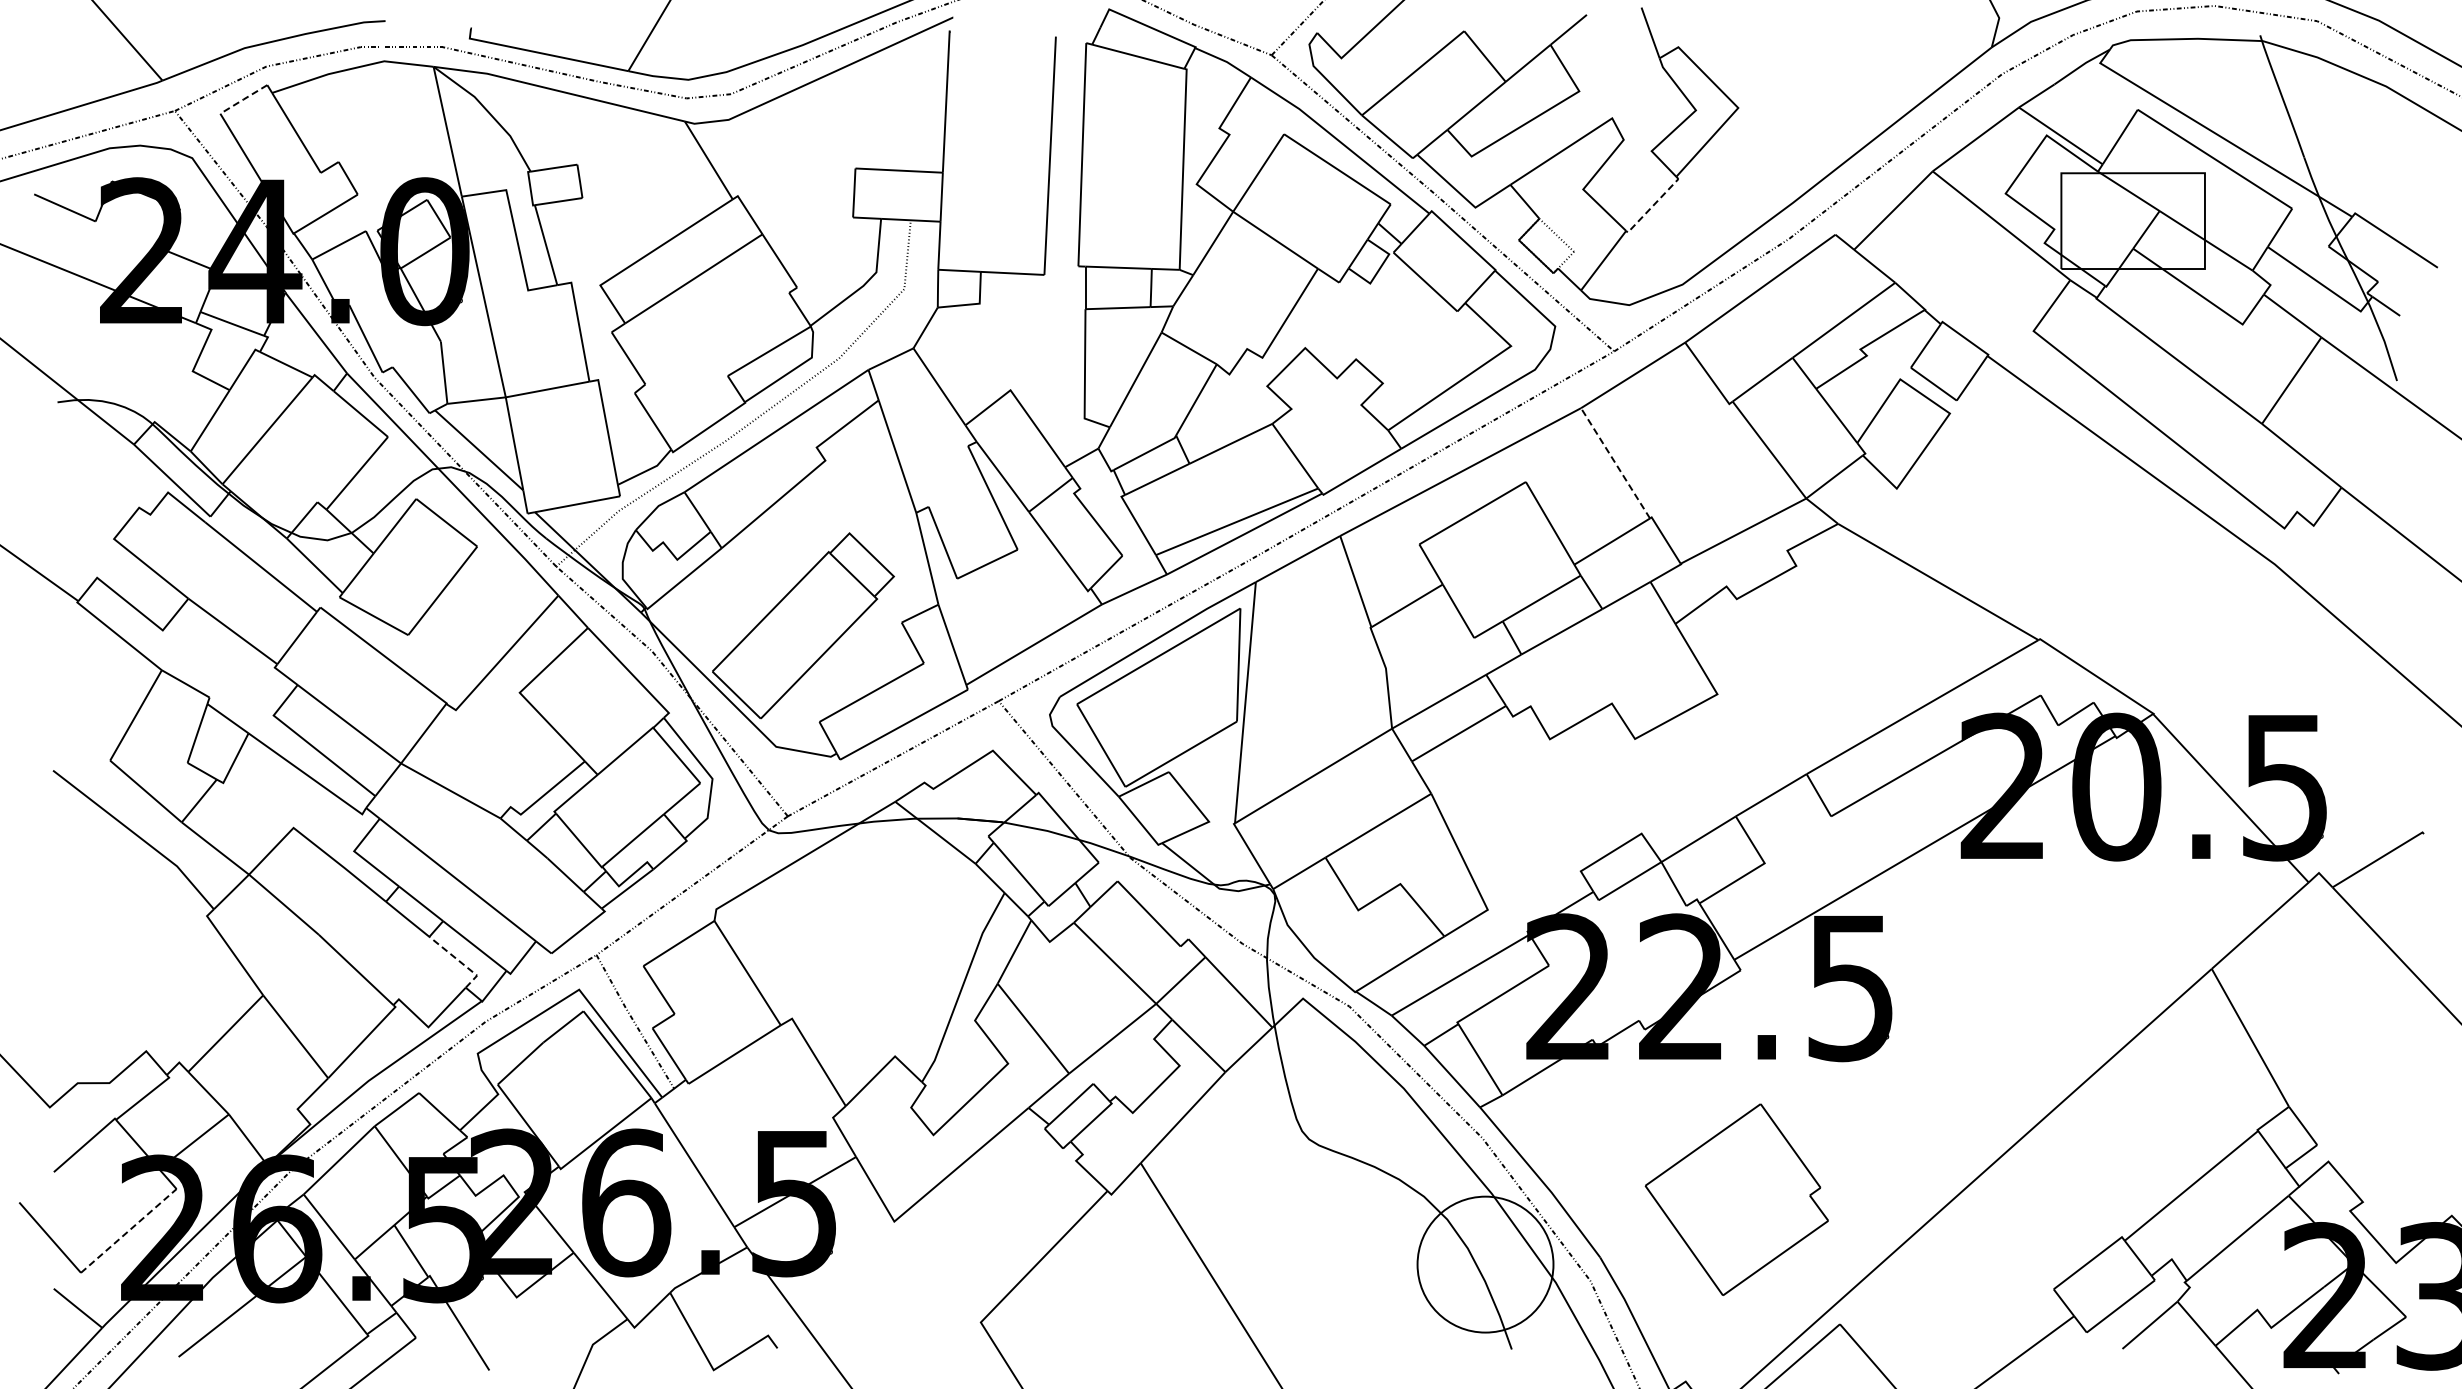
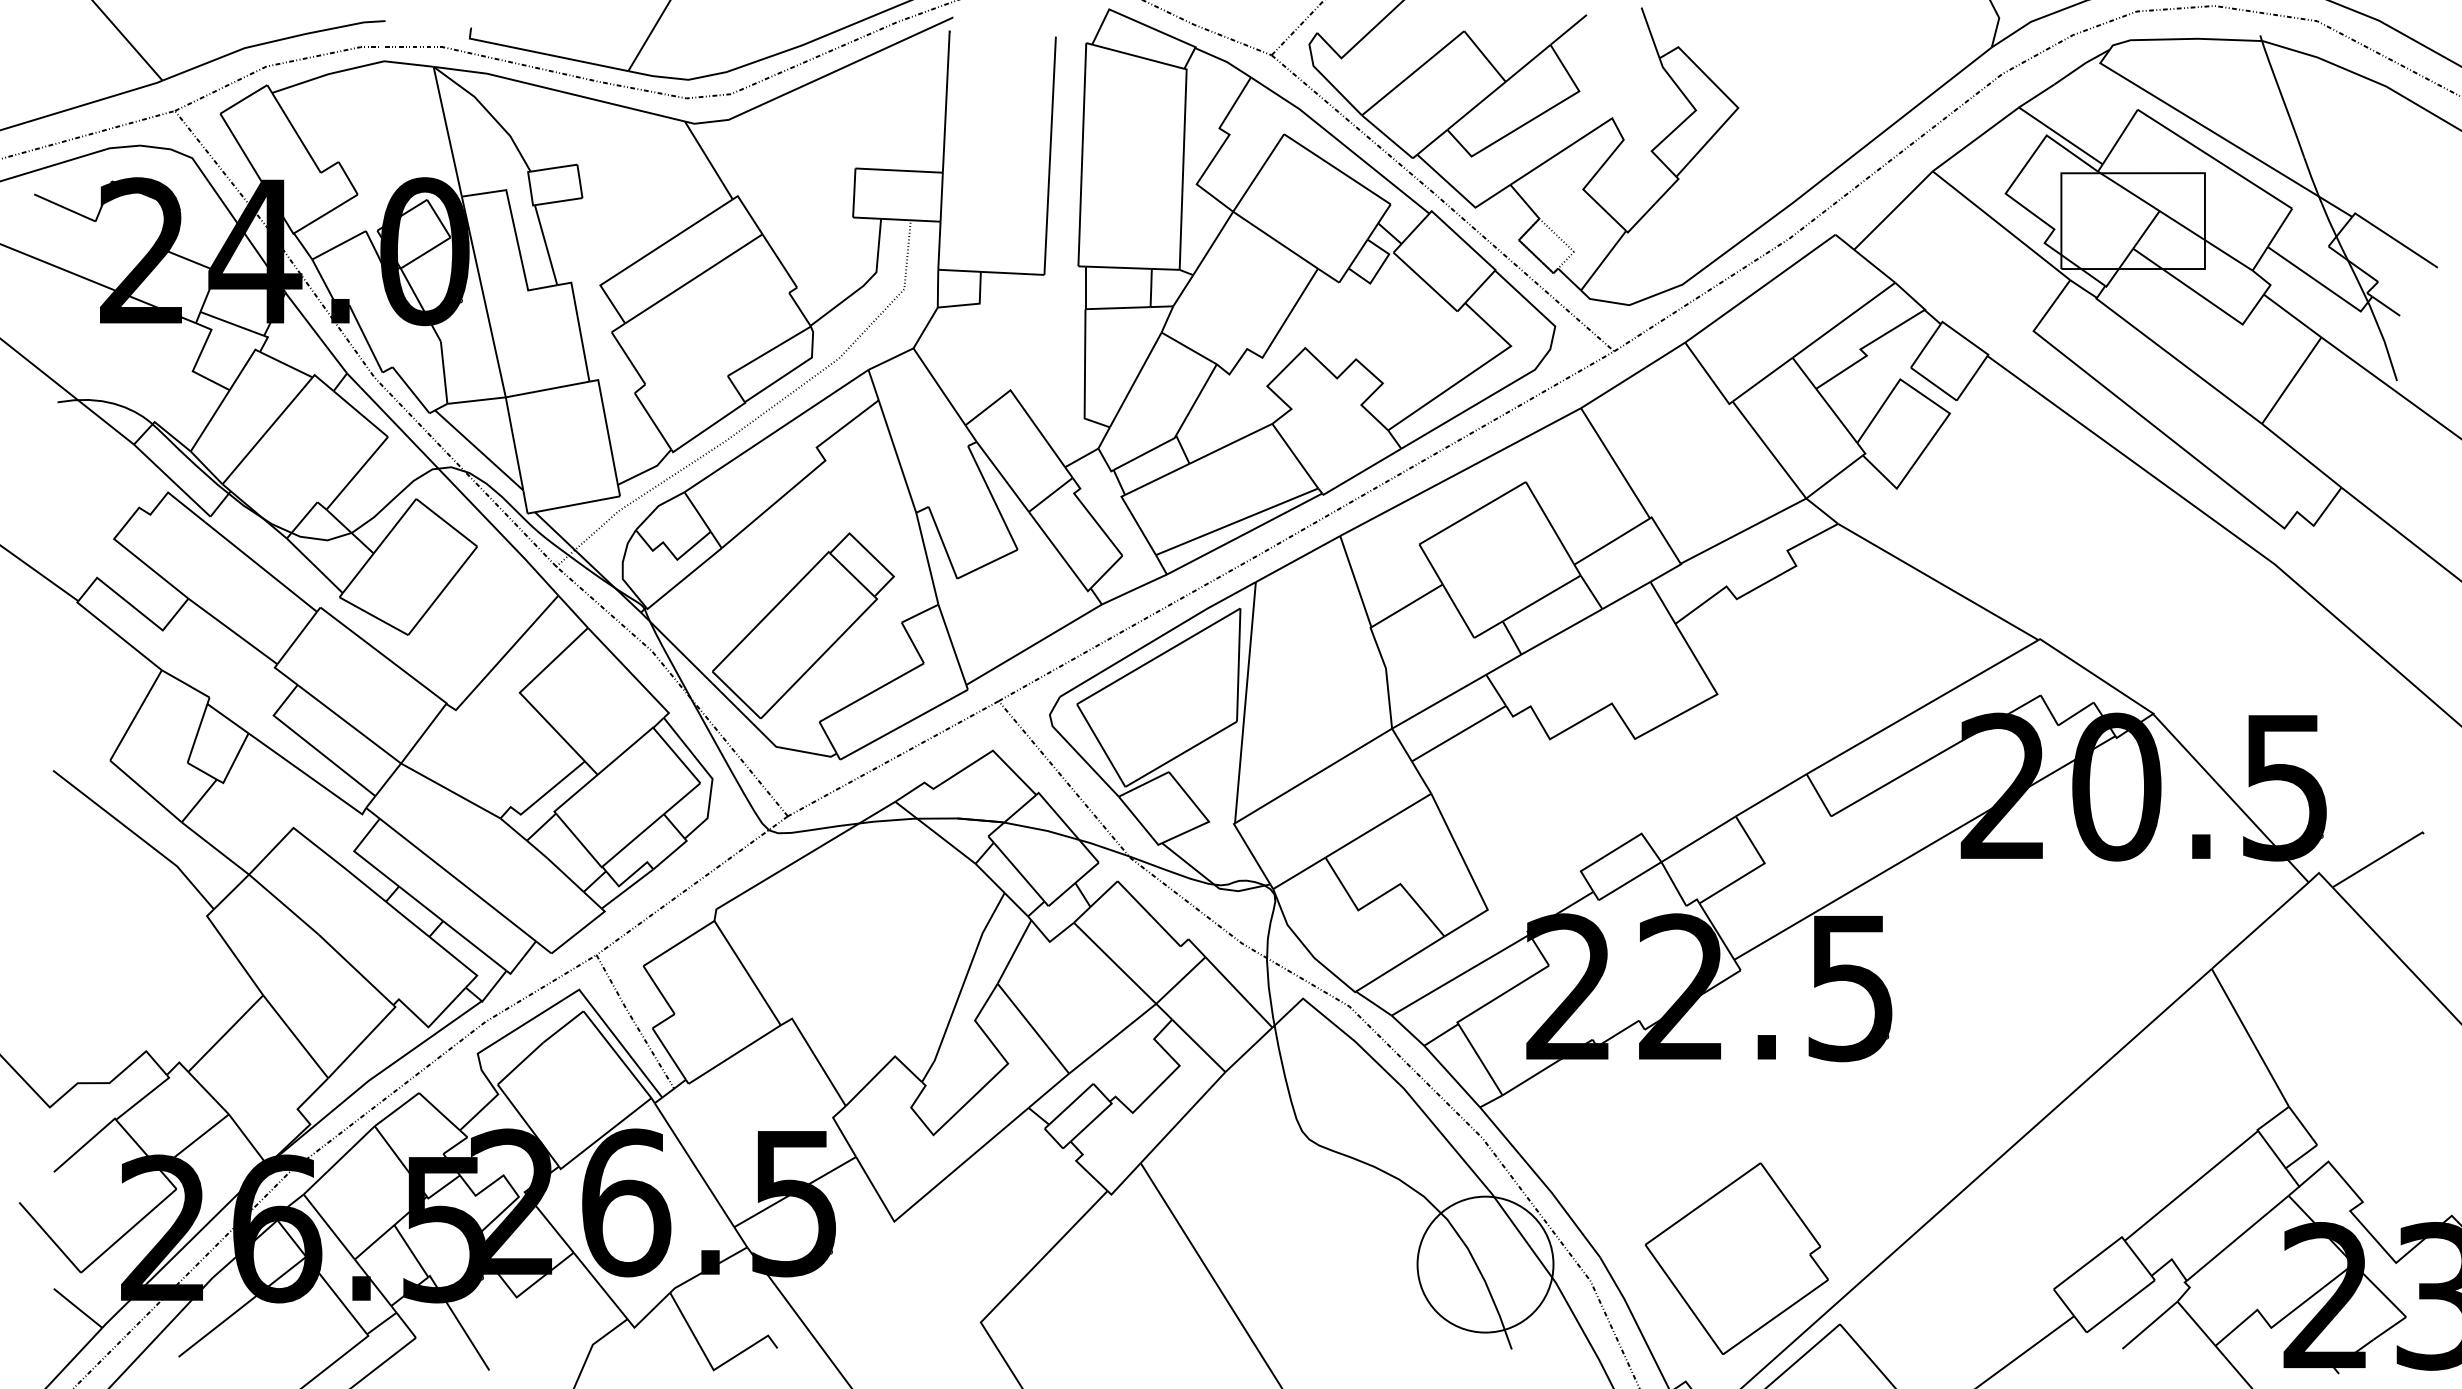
line: dashed -> solid (243, 99)
line: dashed -> solid (1653, 205)
line: dashed -> solid (1616, 464)
line: dashed -> solid (460, 961)
part position: (1736, 1199) -> (1736, 1258) (1736, 1258)
line: dashed -> solid (128, 1231)
